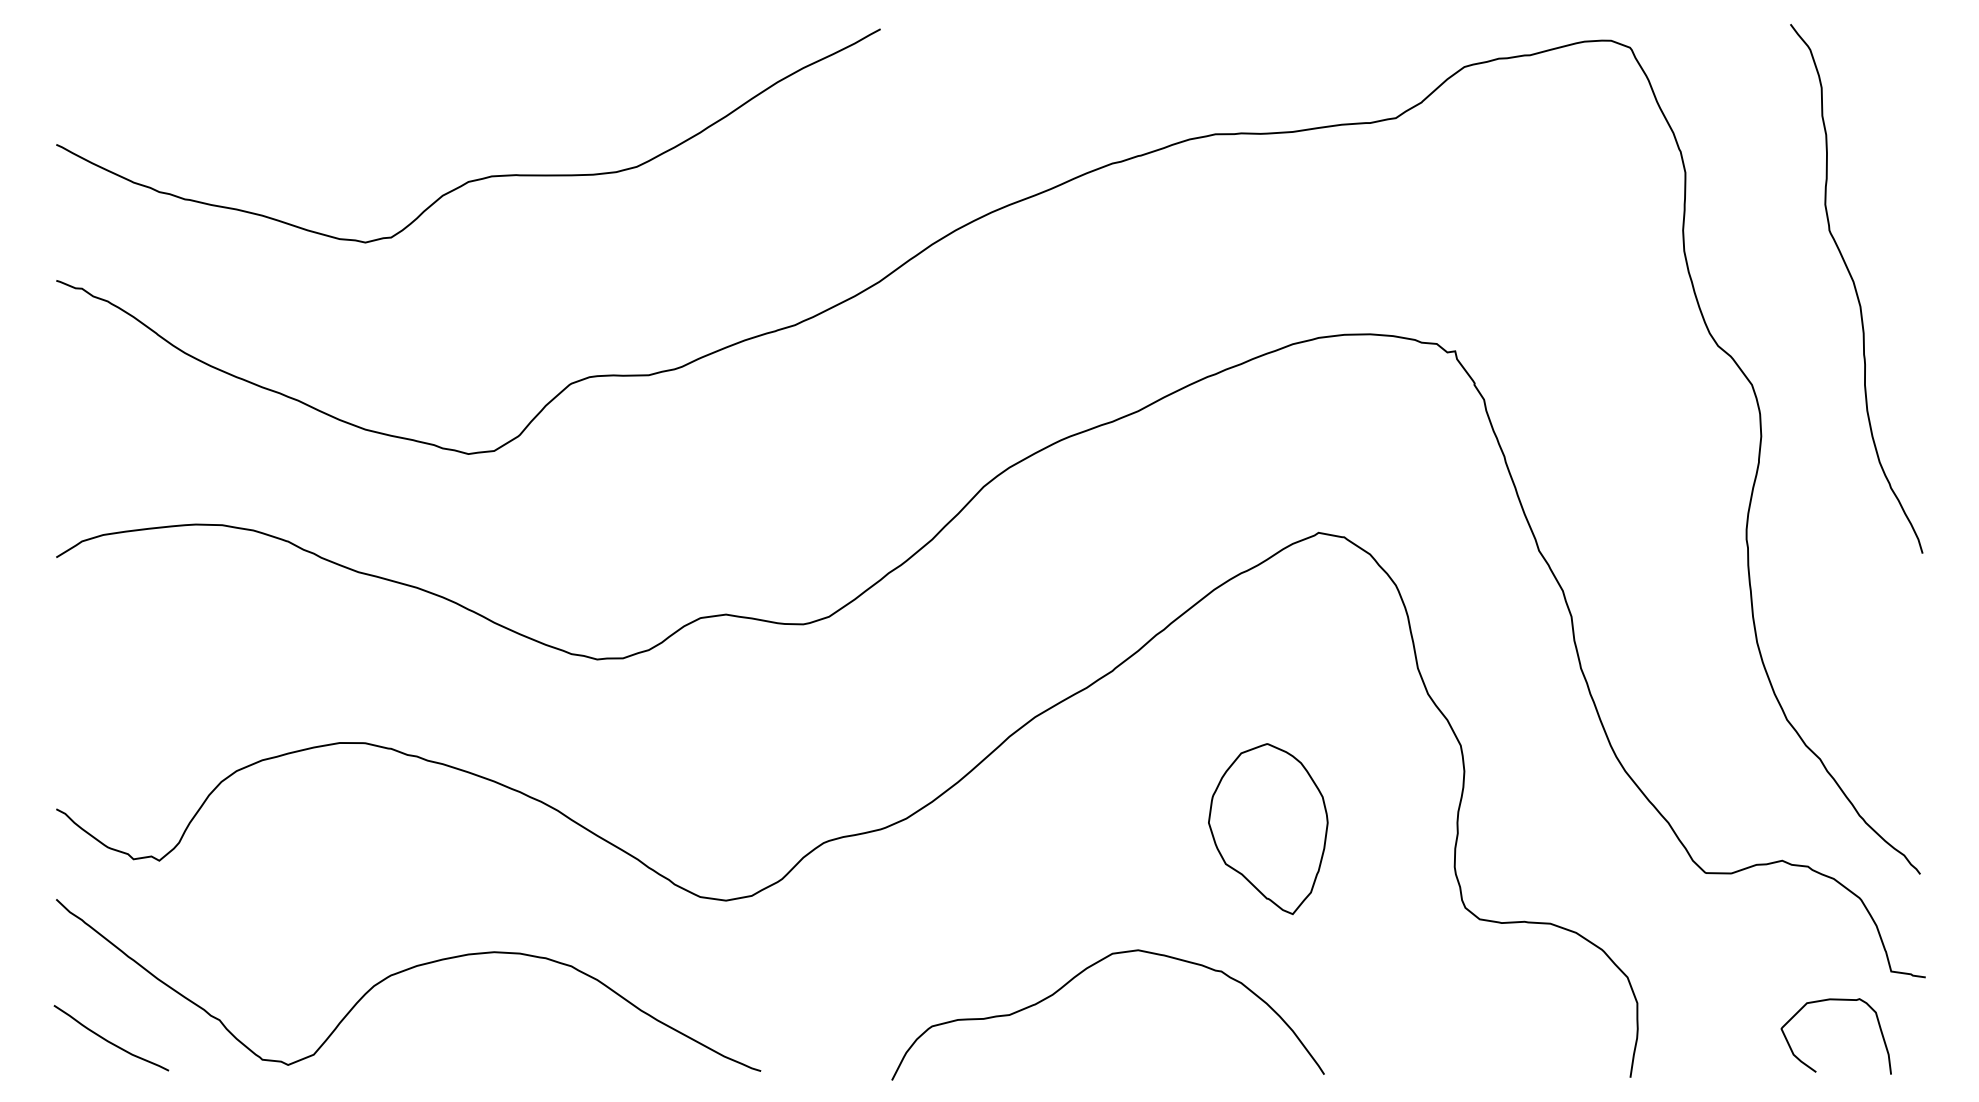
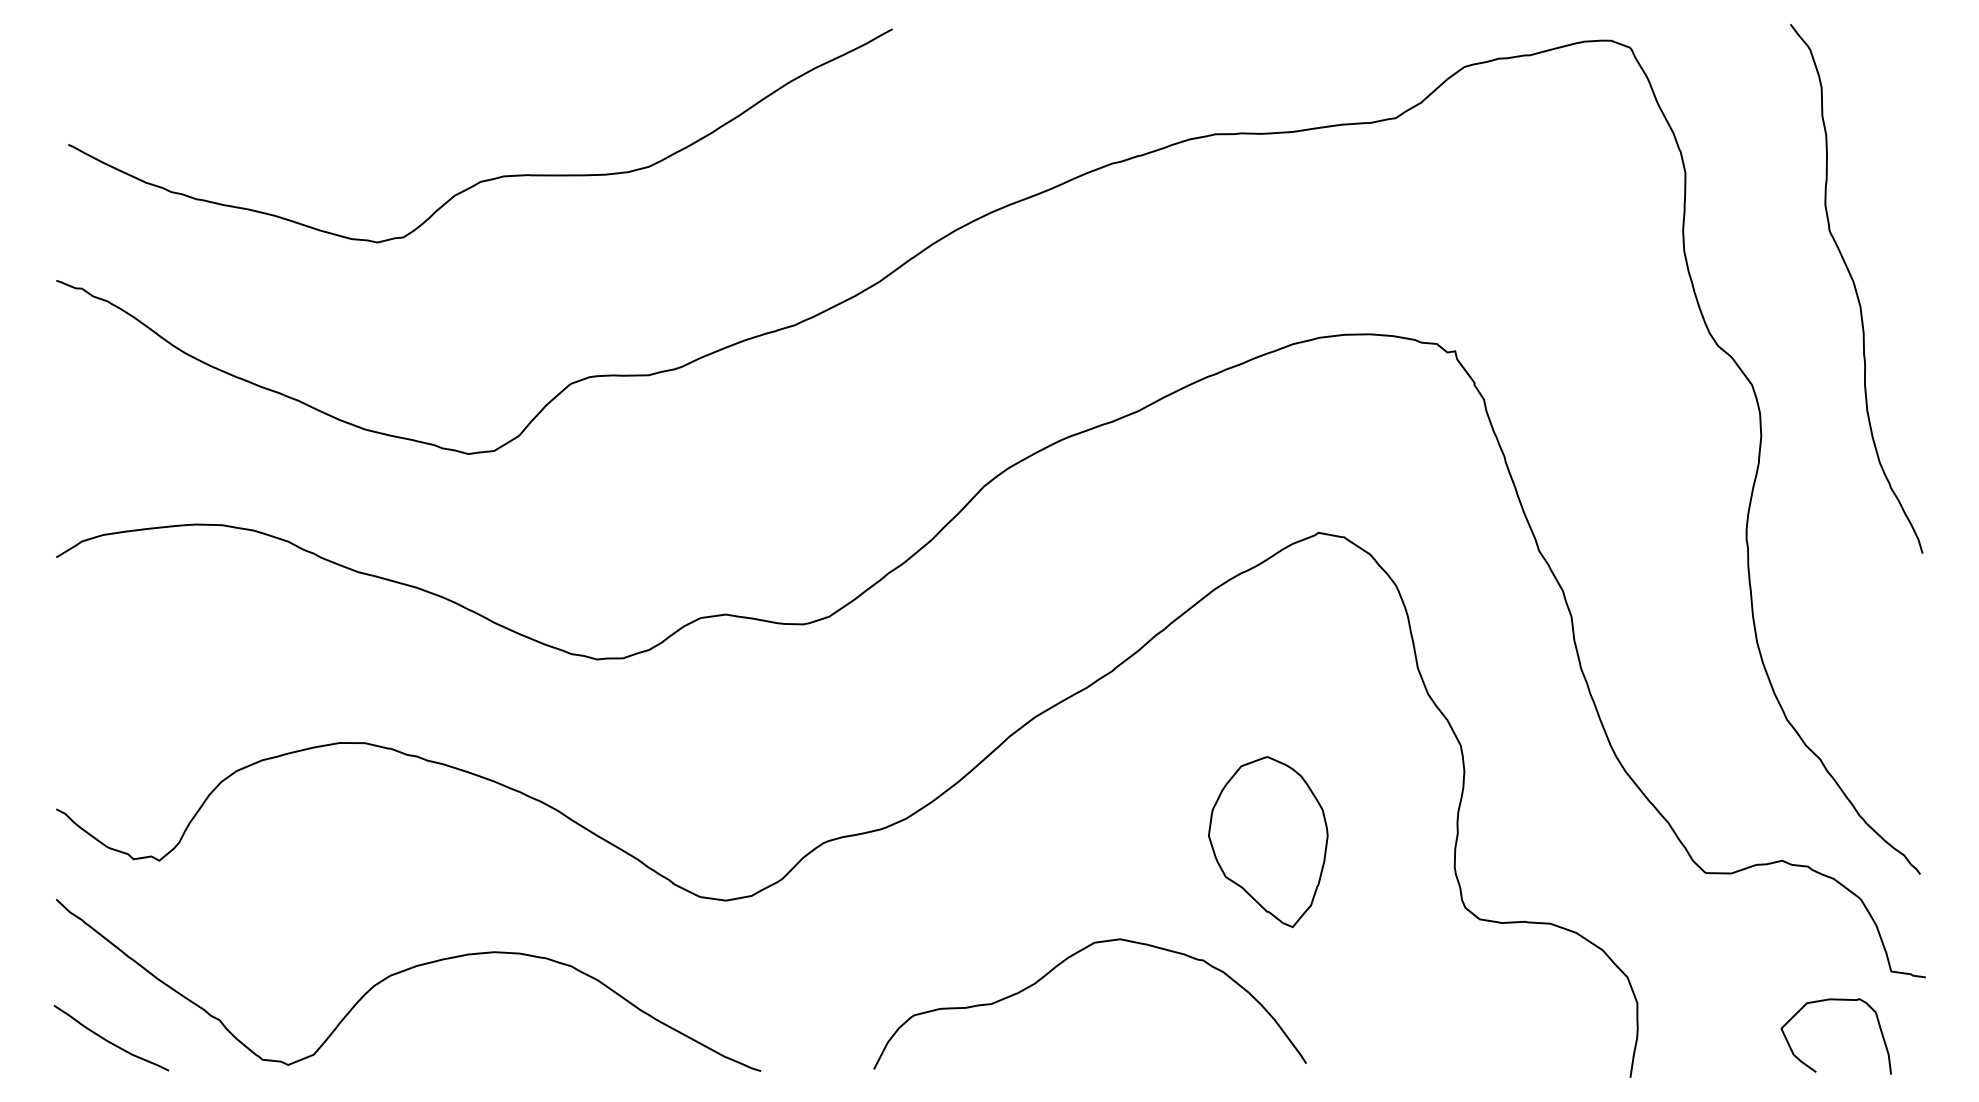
curve position: (478, 178) -> (490, 178) (490, 178)
part position: (1268, 828) -> (1268, 841) (1268, 841)
curve position: (1080, 974) -> (1062, 963) (1062, 963)
